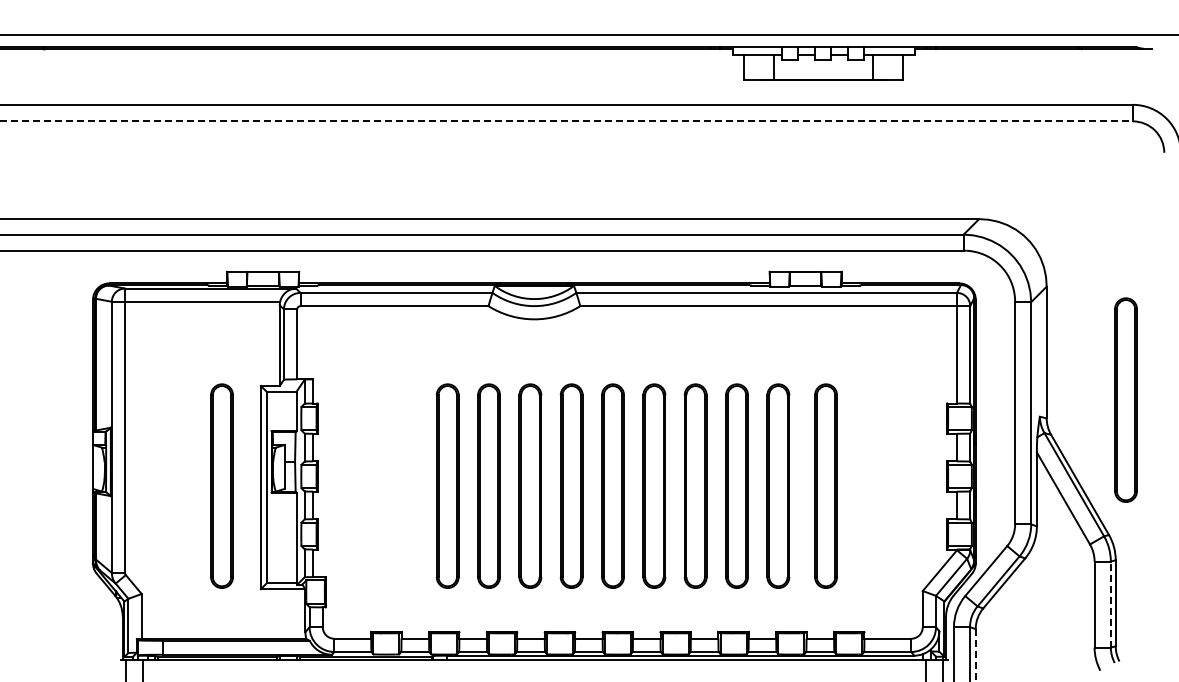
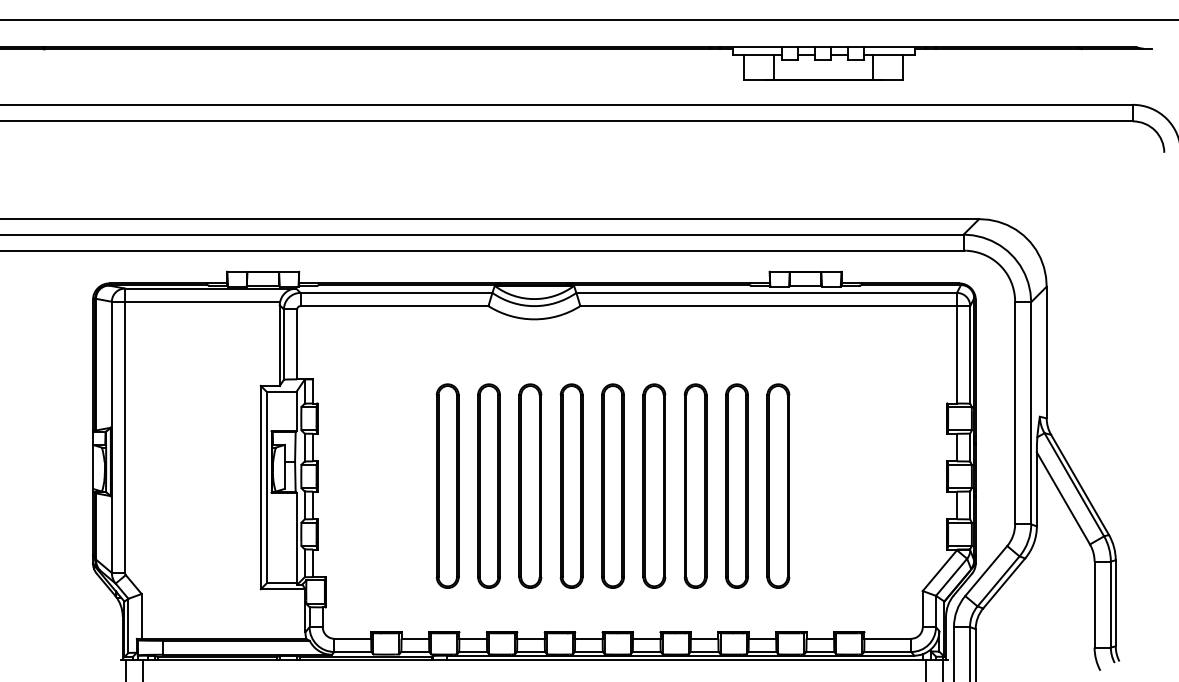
line position: (588, 35) -> (588, 20) (588, 20)
line: dashed -> solid (566, 121)
part: present -> none (1125, 399)
part: present -> none (221, 485)
part: present -> none (825, 485)
line: dashed -> solid (1110, 604)
line: dashed -> solid (975, 655)
